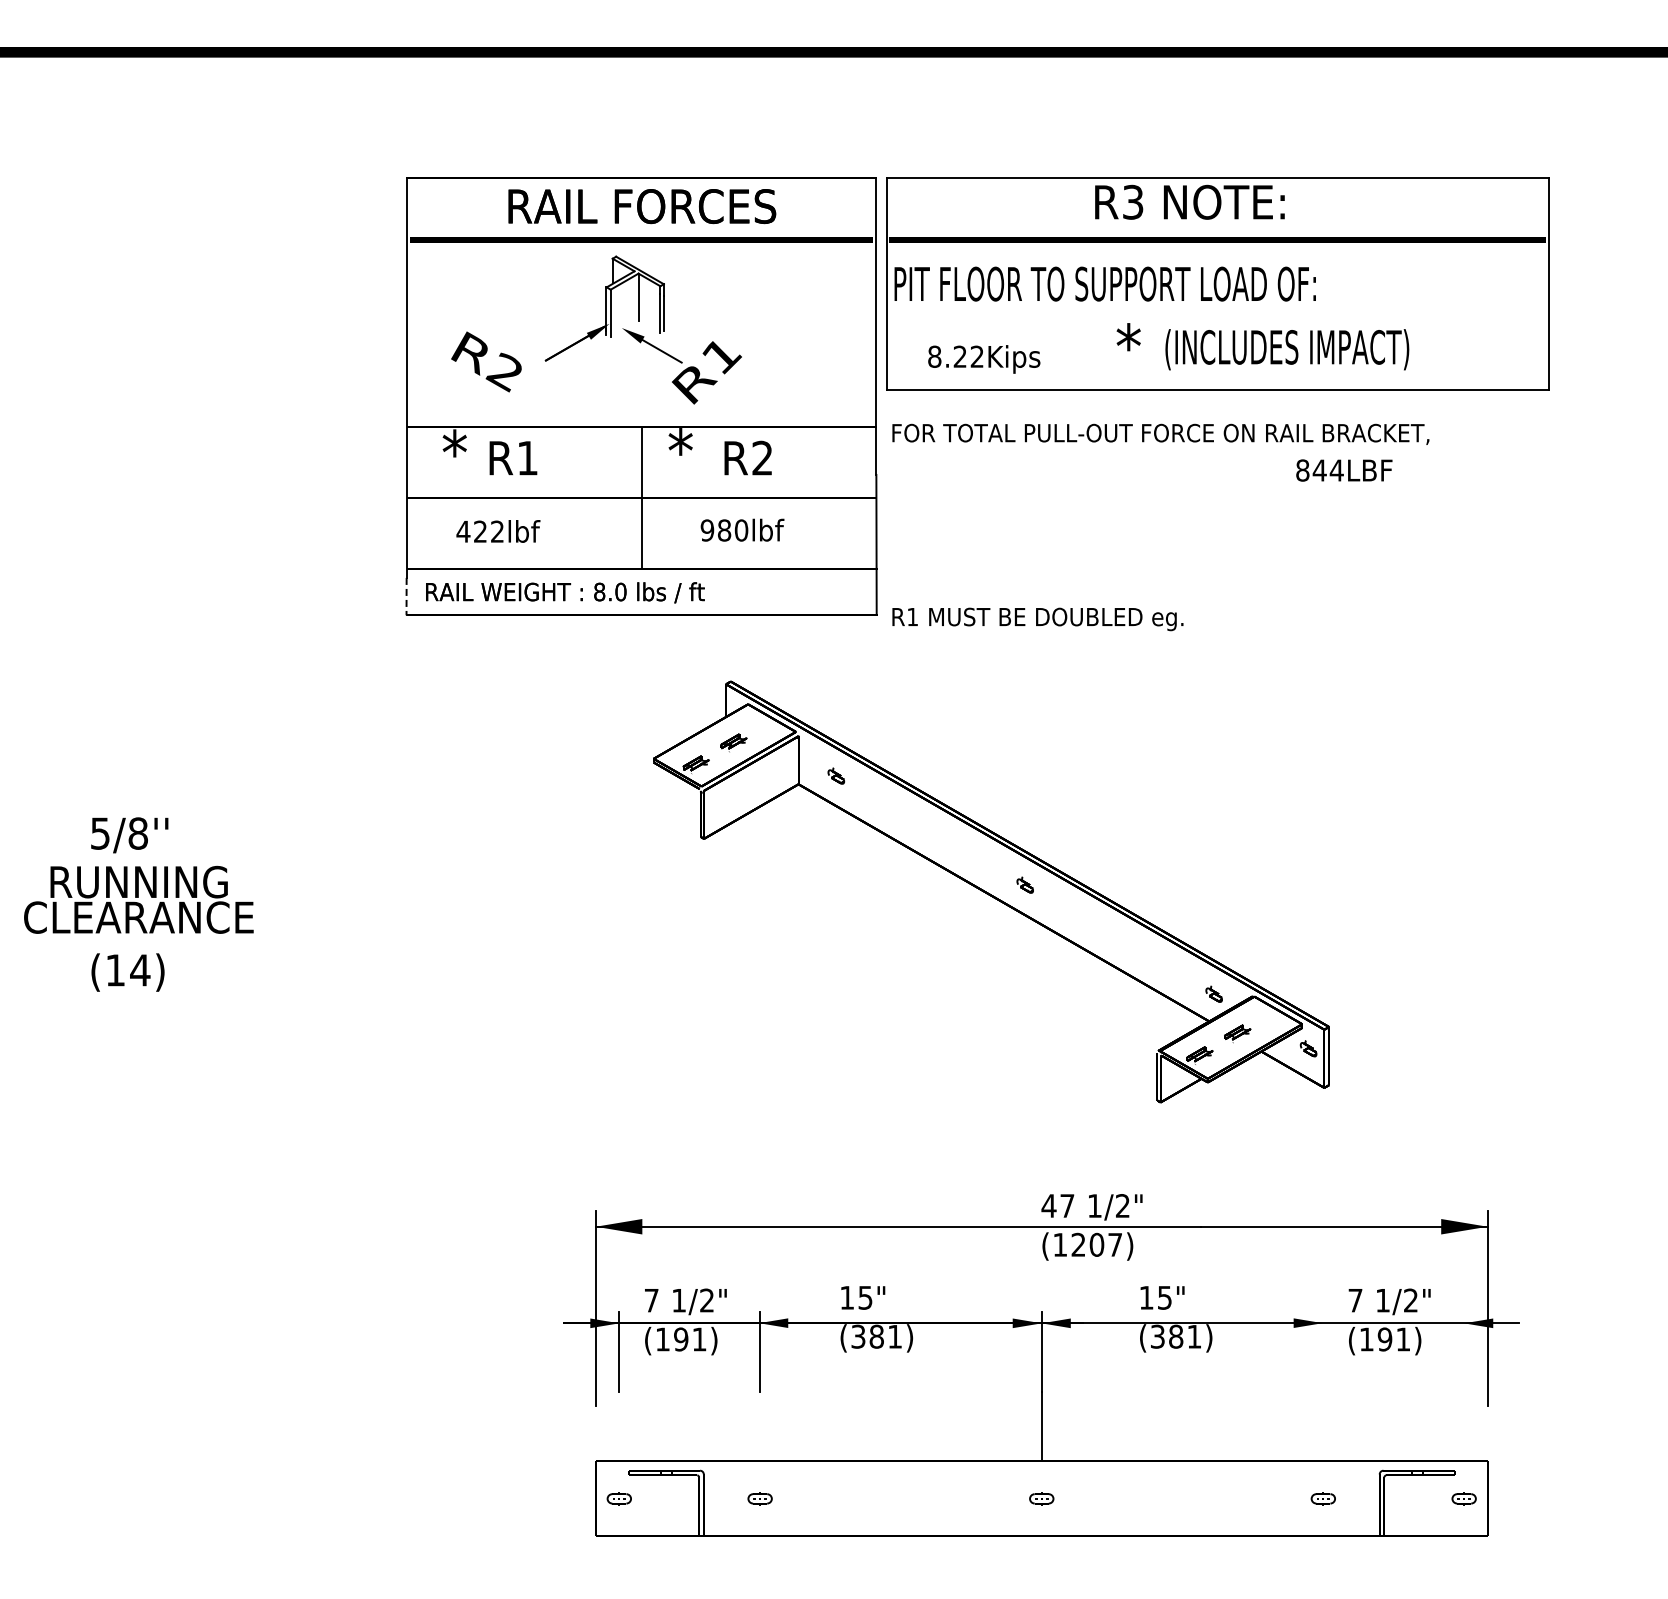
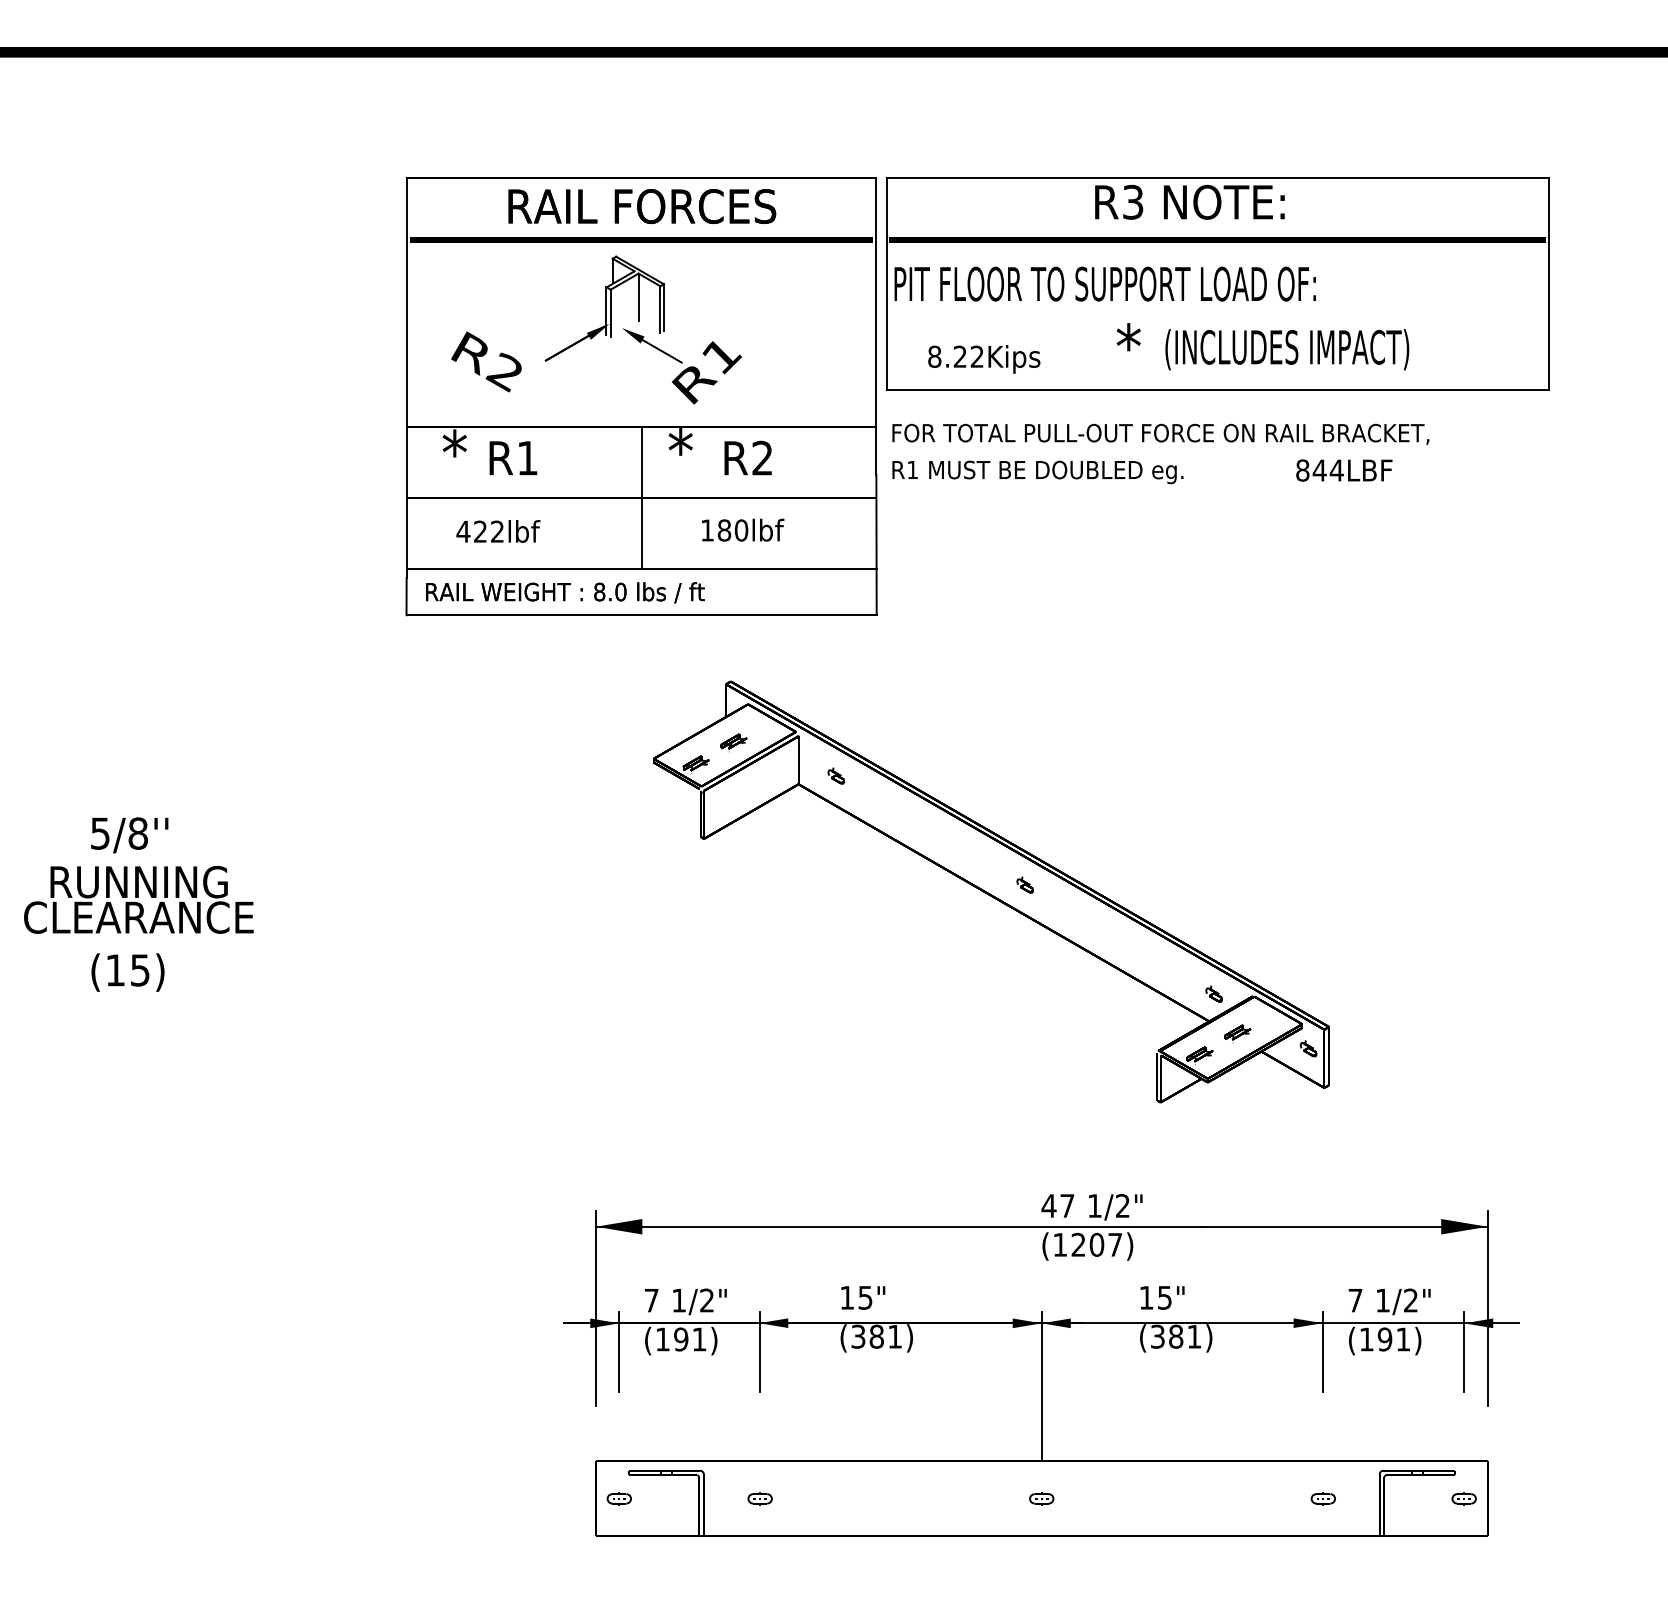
text: 980lbf -> 180lbf (707, 530)
line: dashed -> solid (406, 596)
text position: (1037, 619) -> (1037, 472) (1037, 472)
text: (14) -> (15) (140, 970)
line: none -> present (1323, 1351)
line: none -> present (1464, 1351)
